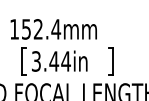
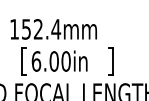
text: 3.44in -> 6.00in (50, 61)
